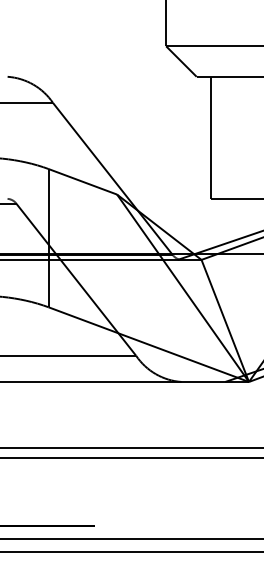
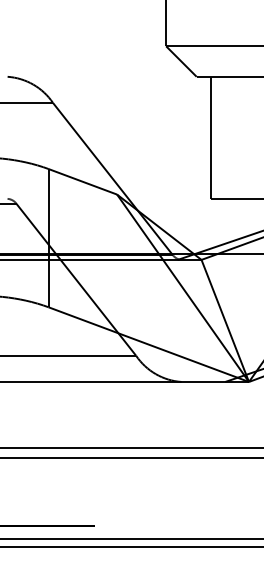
line position: (131, 551) -> (131, 546) (131, 546)
